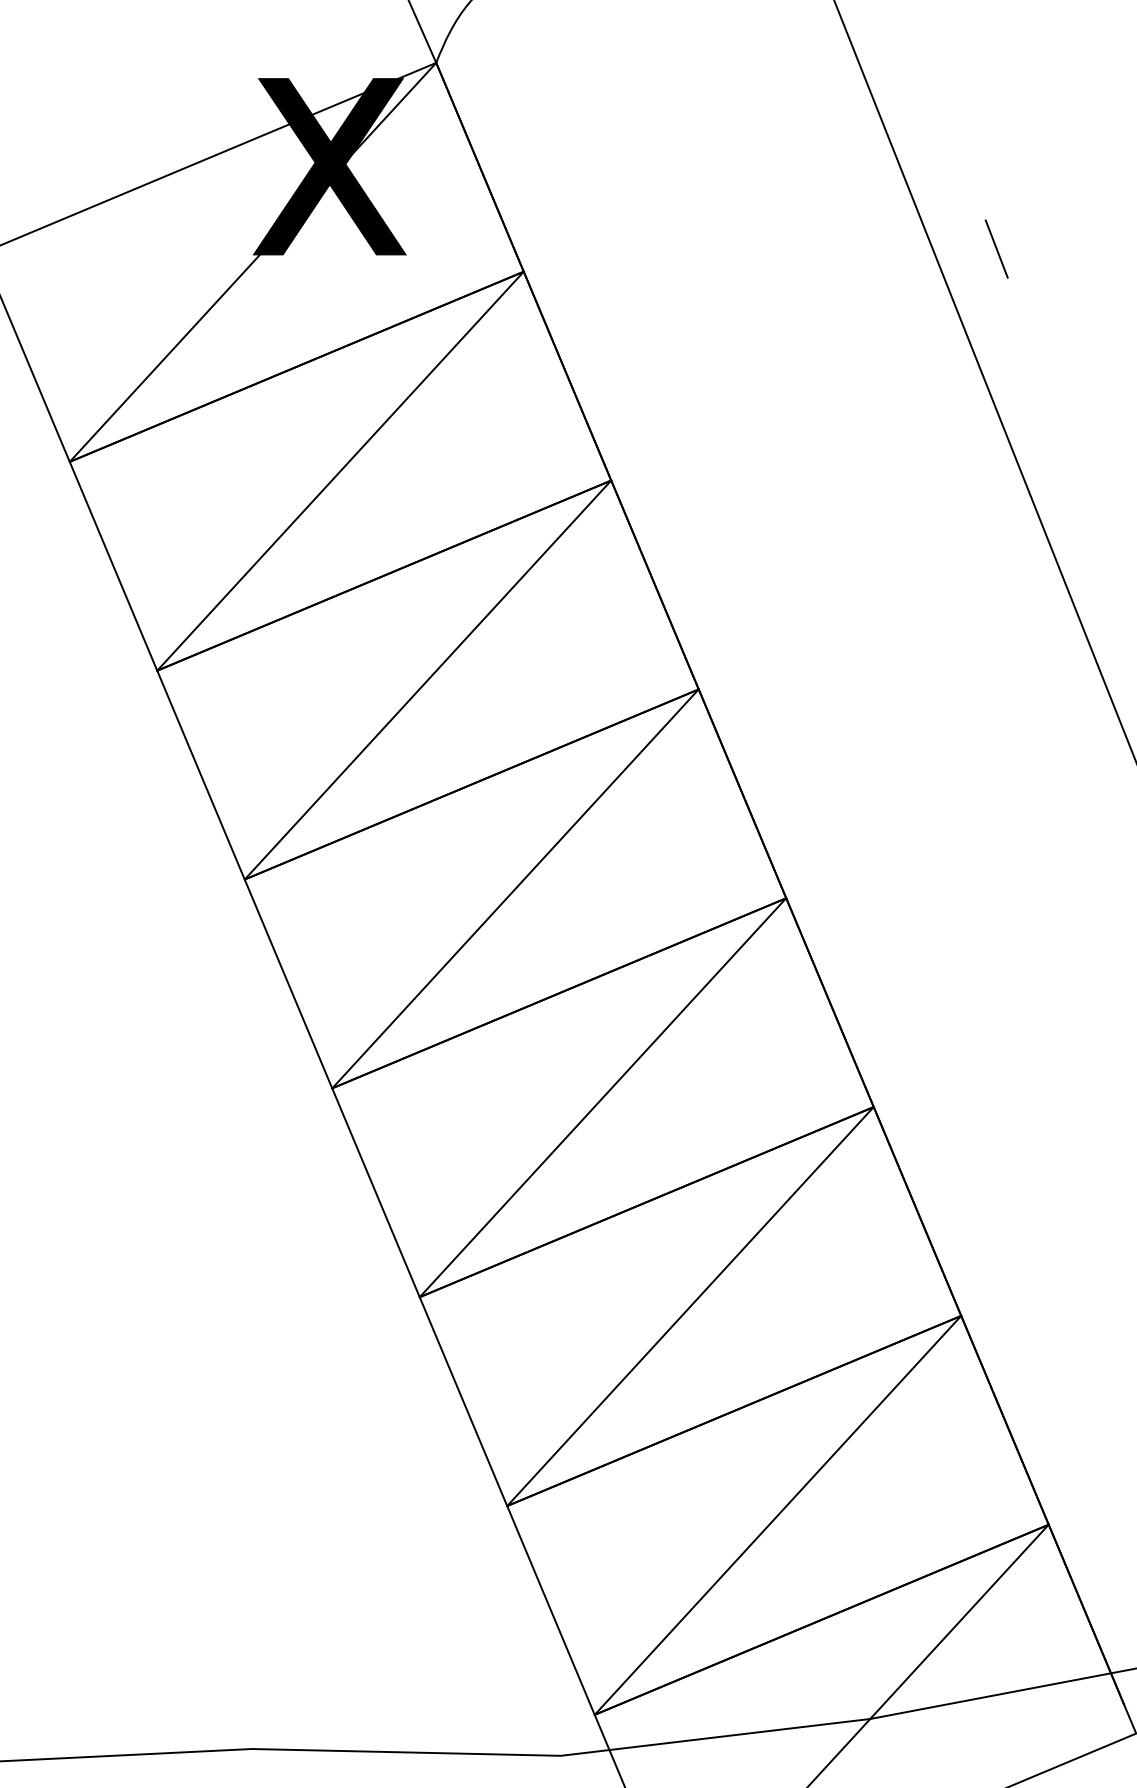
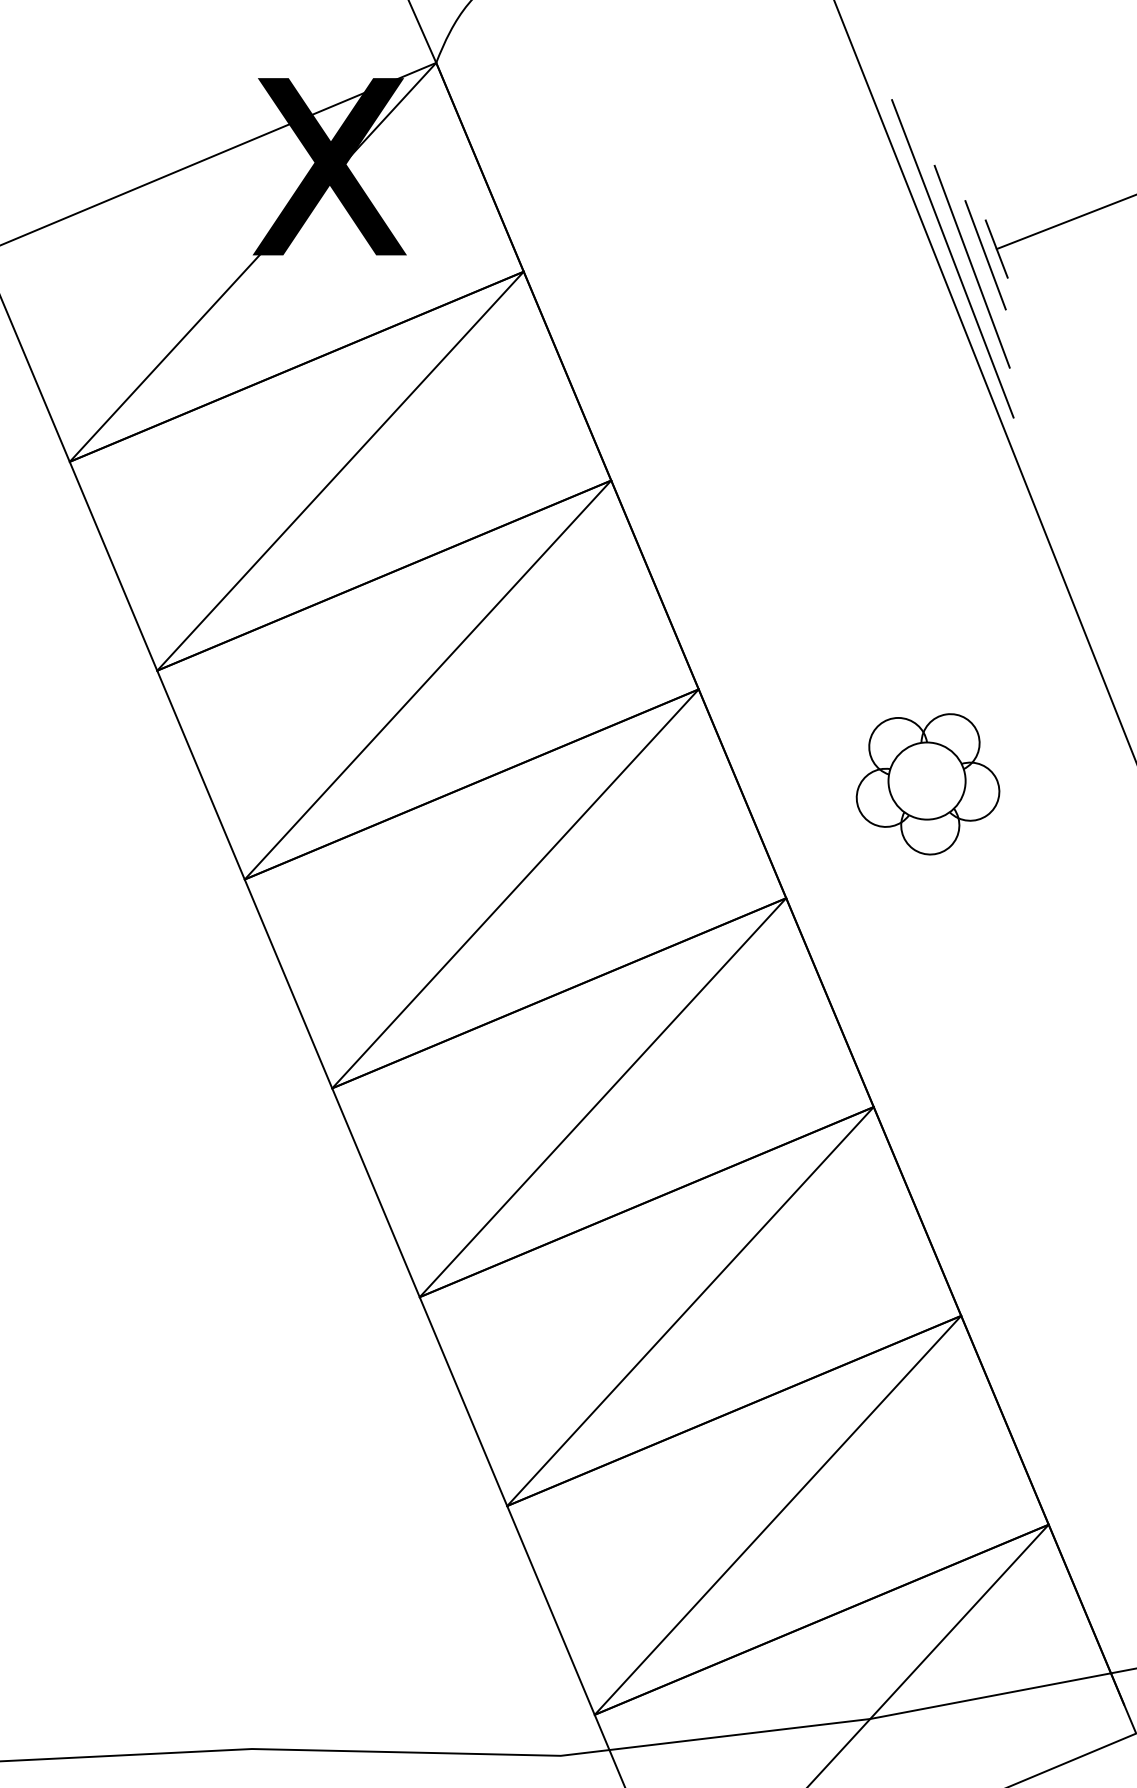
line: none -> present (1064, 222)
line: none -> present (985, 255)
line: none -> present (952, 258)
line: none -> present (971, 266)
part: none -> present (927, 784)
